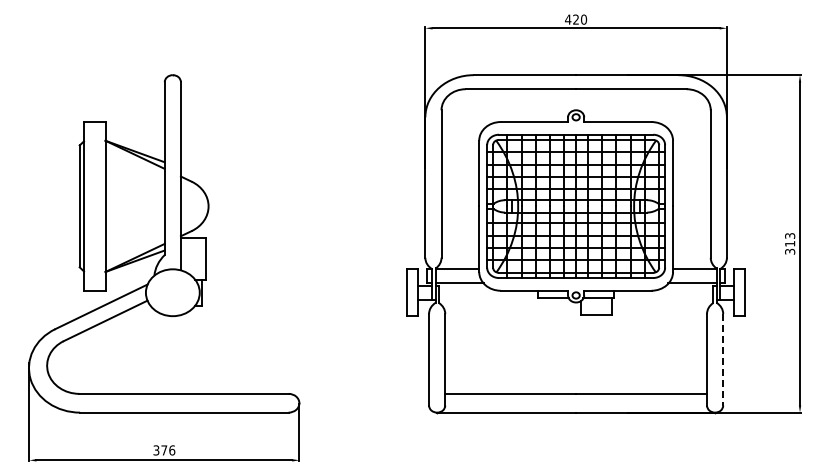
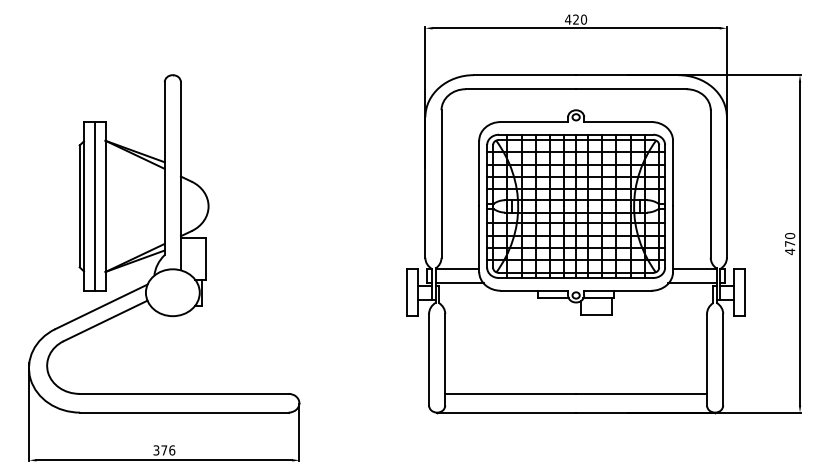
line: none -> present (94, 206)
text: 313 -> 470 (790, 243)
line: dashed -> solid (723, 359)
